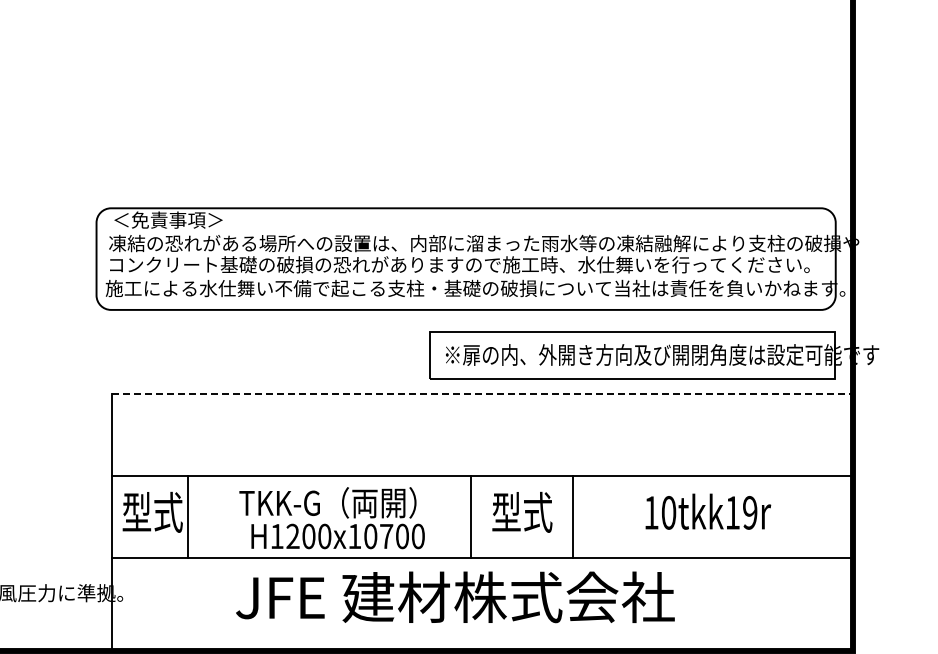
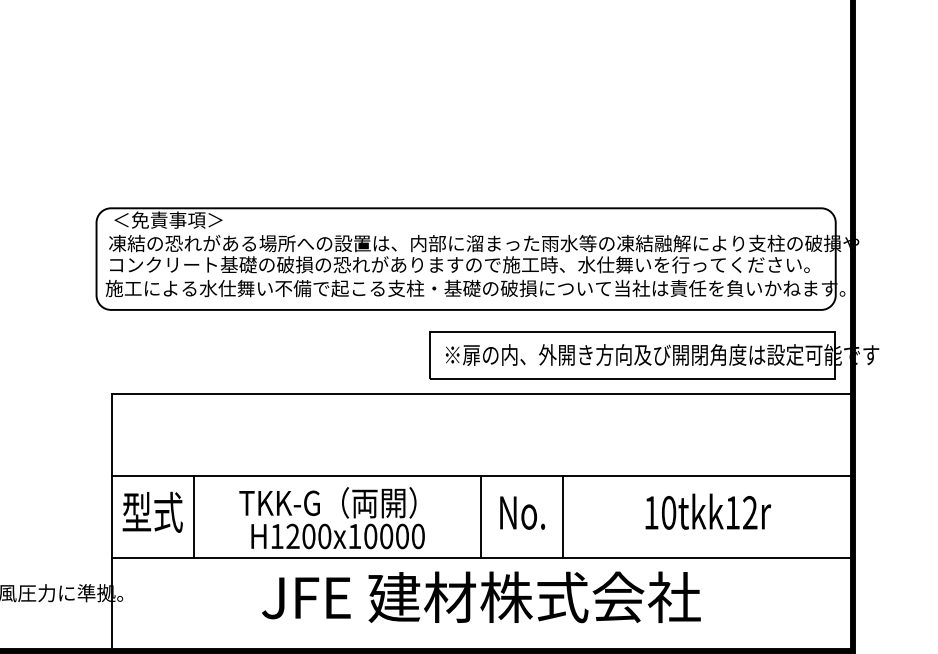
line: dashed -> solid (481, 393)
text: 型式 -> No. (522, 511)
text: 10tkk19r -> 10tkk12r (750, 512)
line position: (187, 517) -> (193, 517) (193, 517)
line position: (471, 517) -> (481, 517) (481, 517)
line position: (573, 517) -> (563, 517) (563, 517)
text: H1200x10700 -> H1200x10000 (386, 536)
text position: (455, 597) -> (481, 597) (481, 597)
